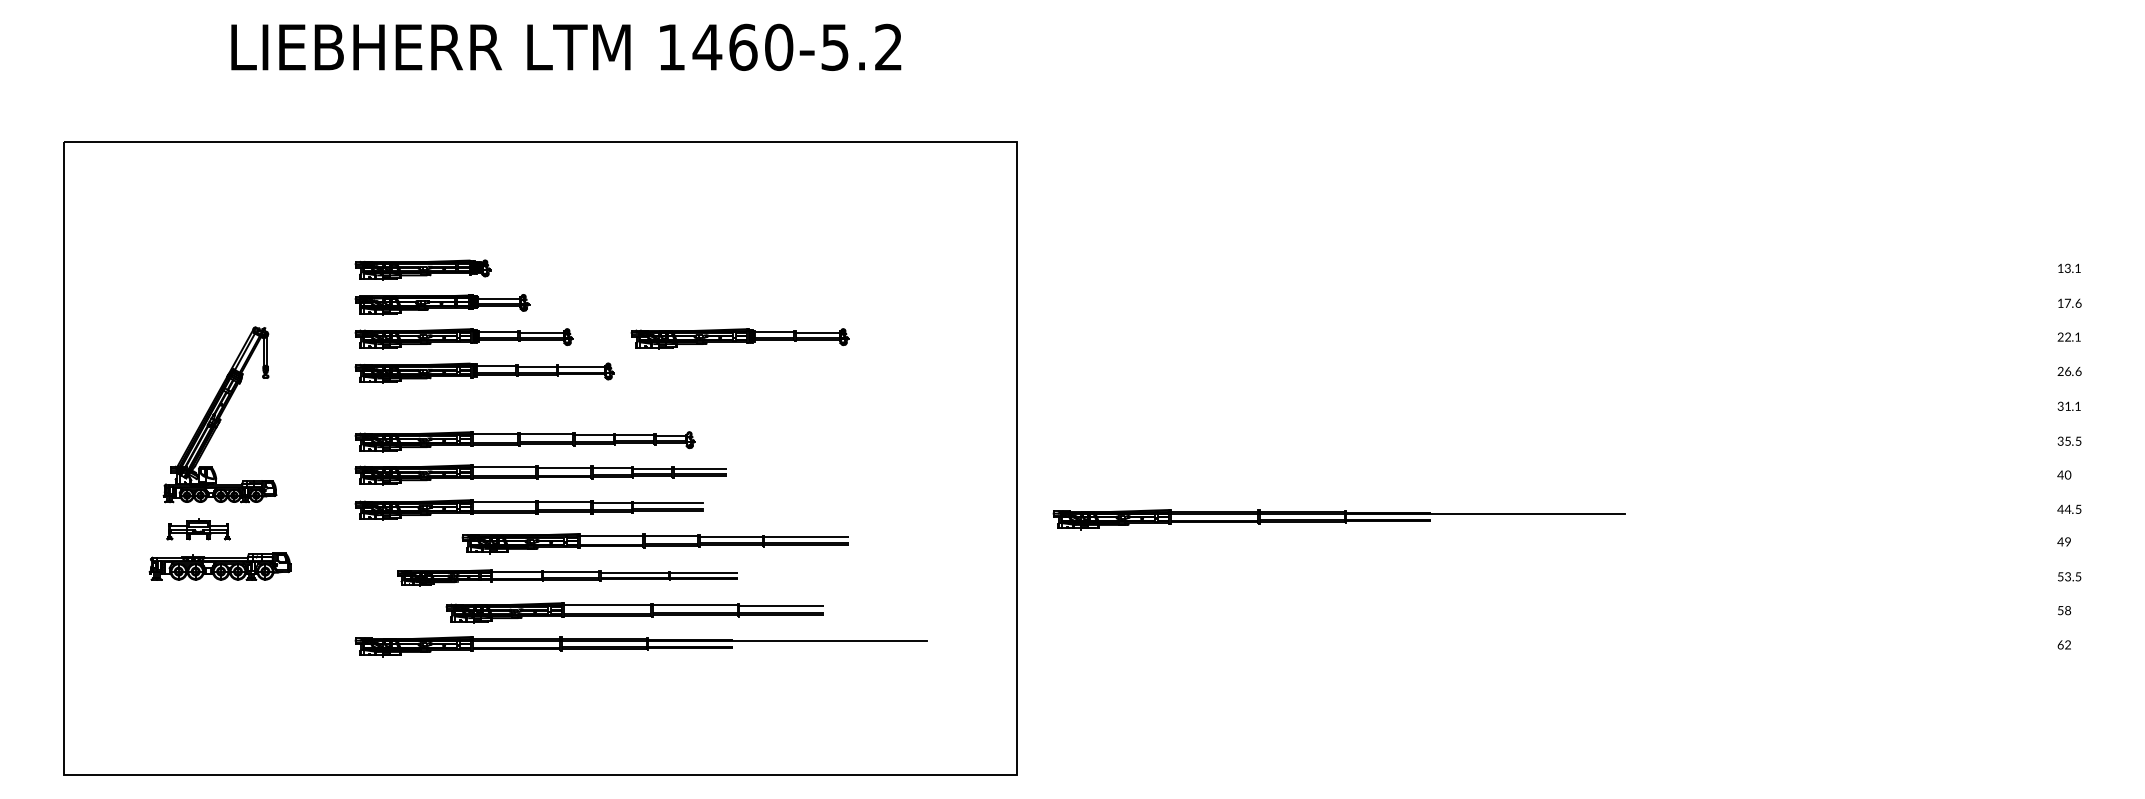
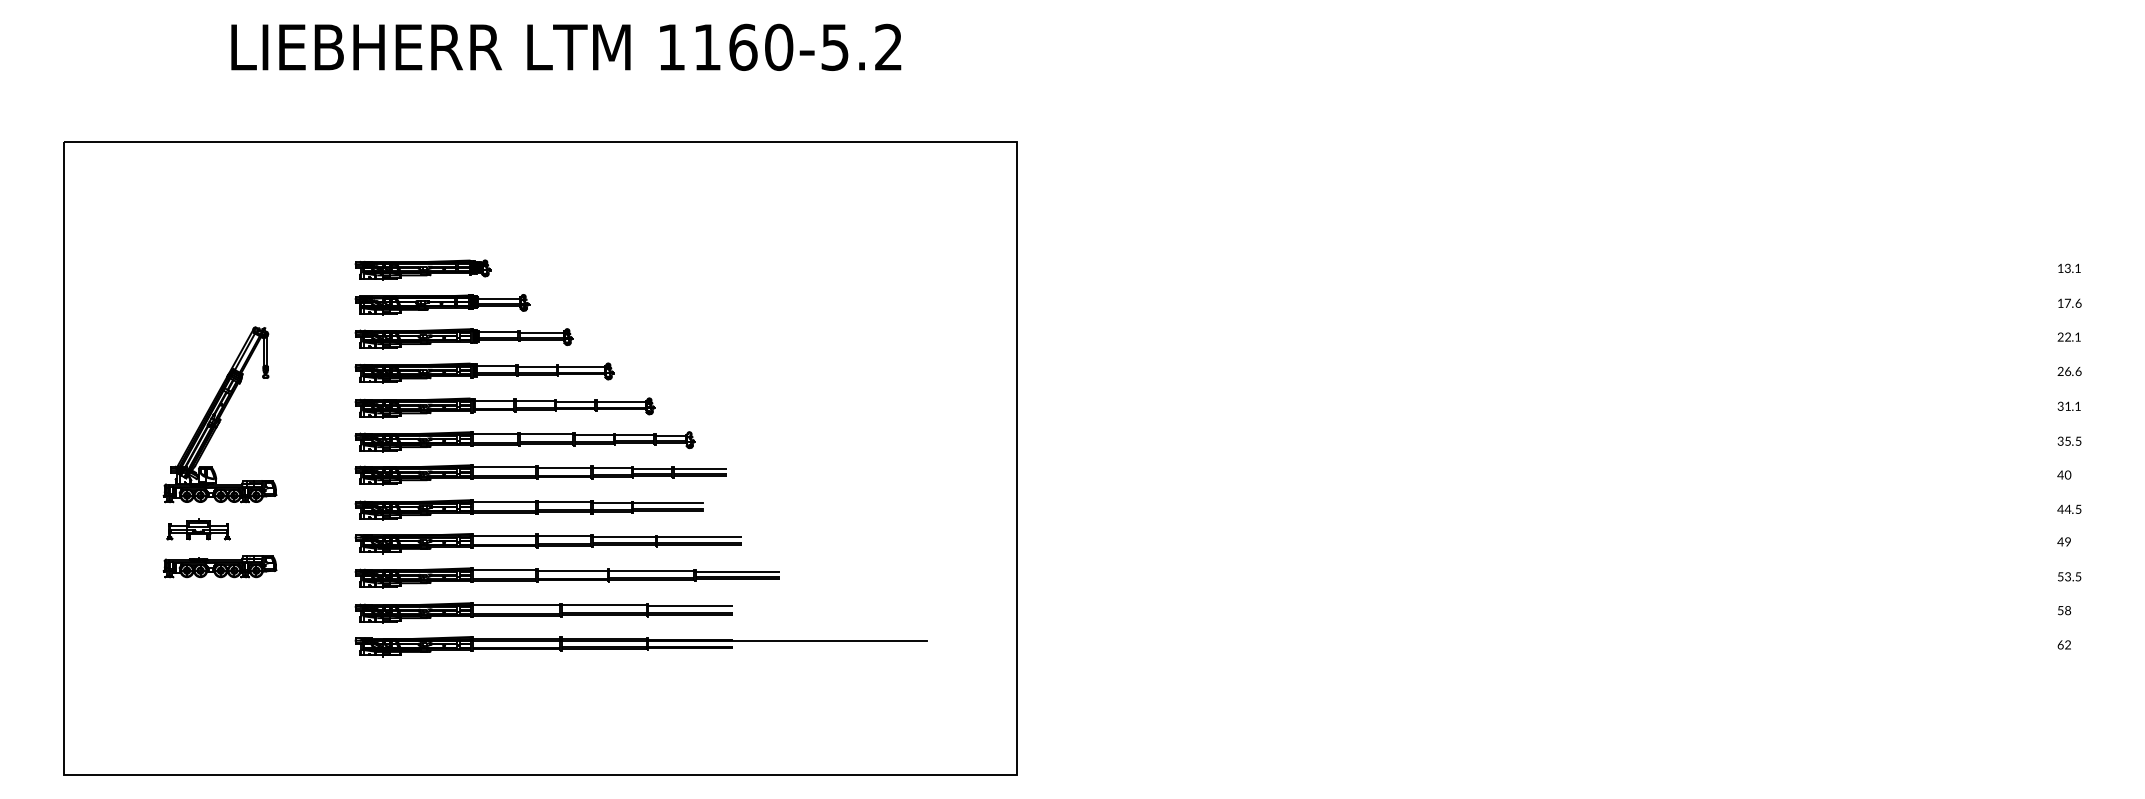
text: 1460-5.2 -> 1160-5.2 (707, 47)
part: present -> none (739, 338)
part: none -> present (504, 407)
part: present -> none (1338, 519)
part position: (654, 543) -> (547, 543) (547, 543)
part size: 144x29 px -> 116x24 px (219, 566)
part size: 341x18 px -> 426x22 px (566, 577)
part position: (634, 612) -> (543, 612) (543, 612)
